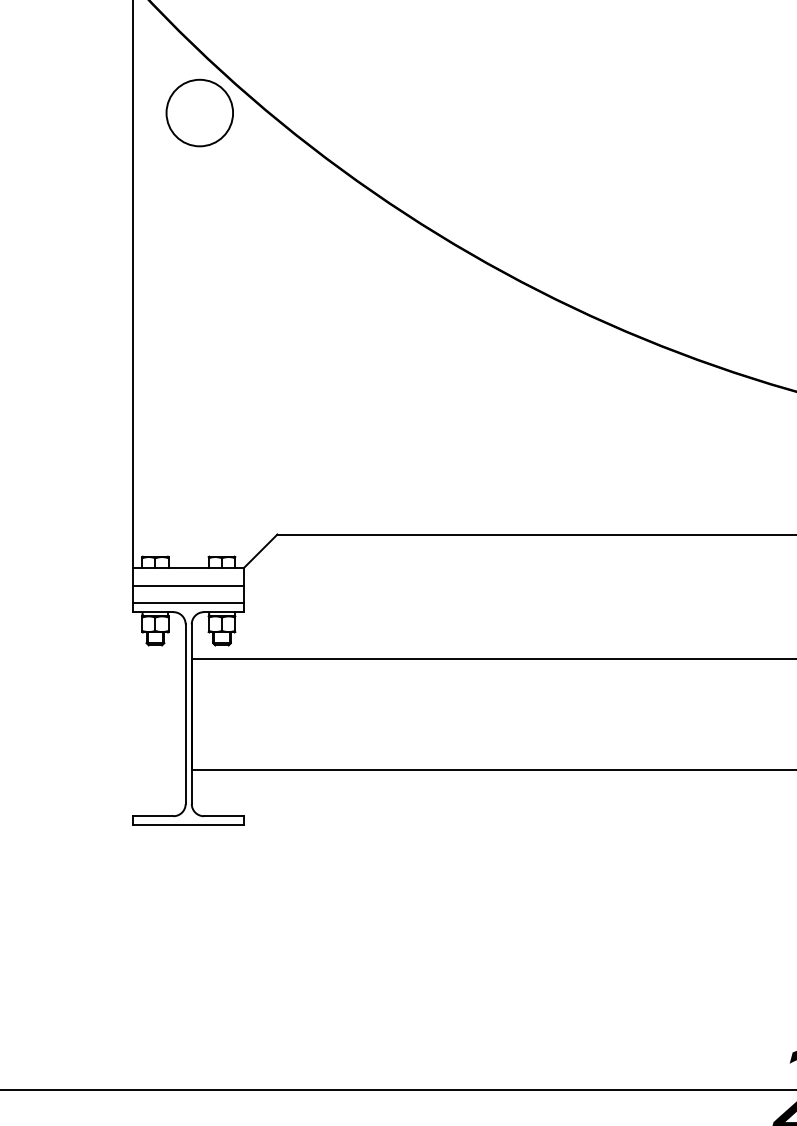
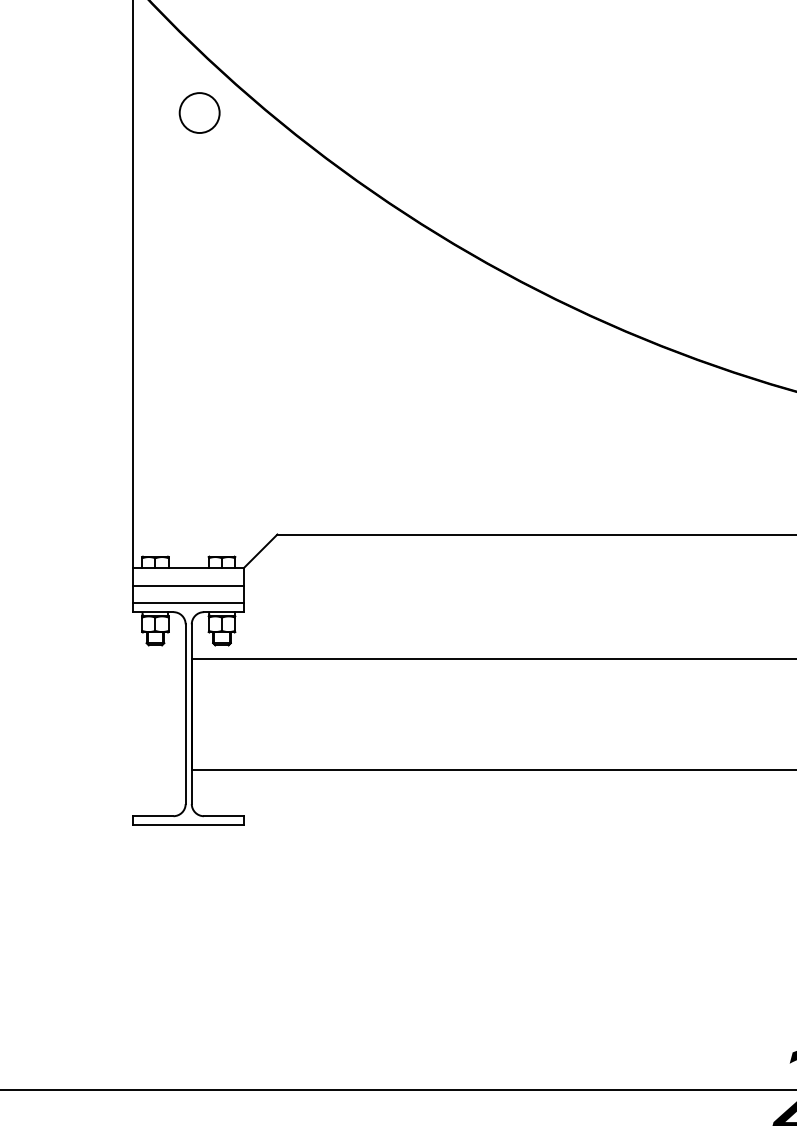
circle size: 69x70 px -> 43x42 px (199, 112)
